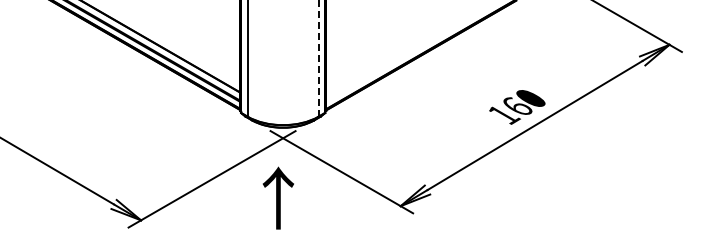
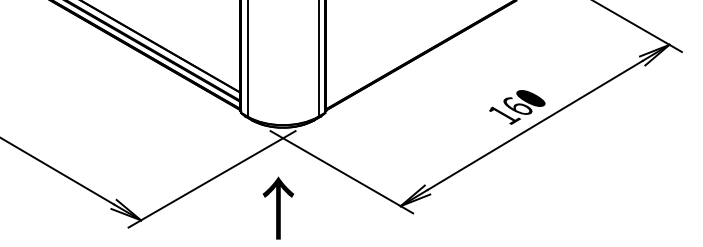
line: dashed -> solid (318, 58)
text position: (277, 197) -> (277, 207) (277, 207)
